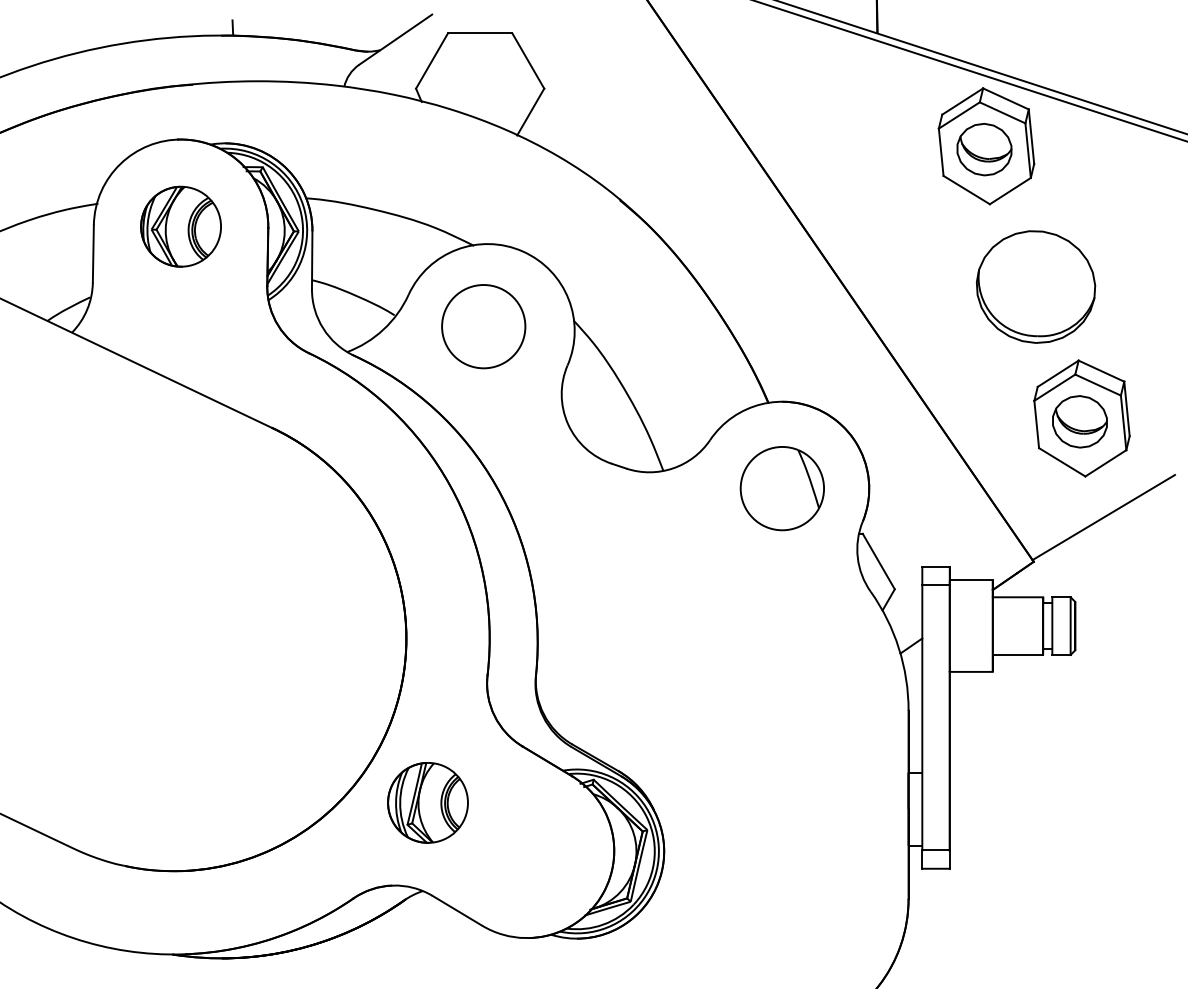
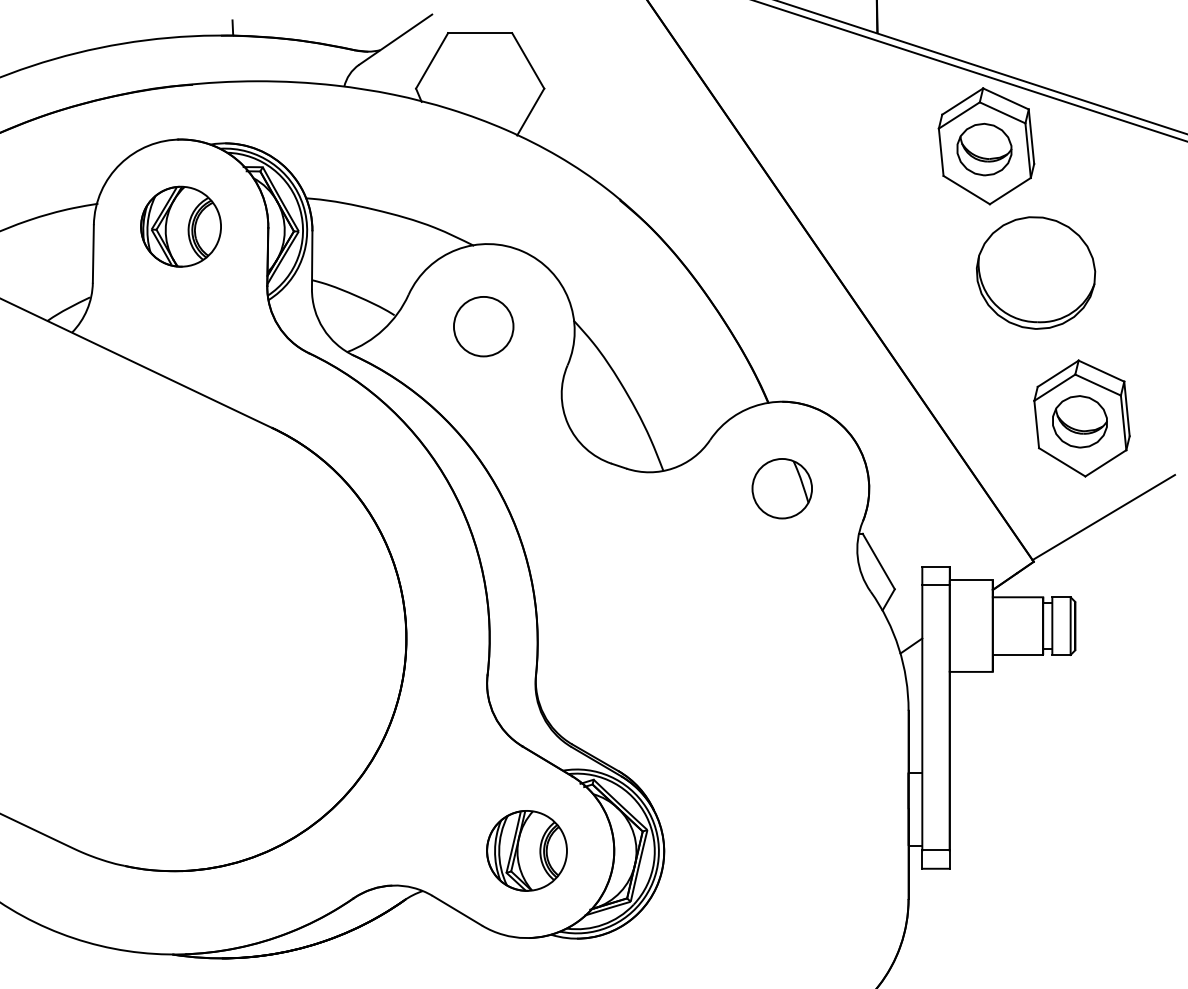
part position: (1035, 286) -> (1035, 272) (1035, 272)
circle diameter: 83 px -> 60 px (483, 326)
part size: 86x86 px -> 62x62 px (781, 488)
part position: (427, 802) -> (526, 850) (526, 850)
